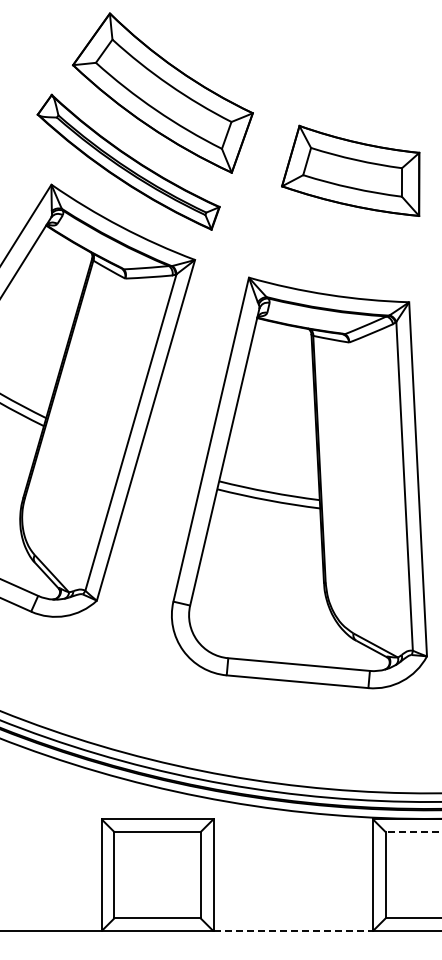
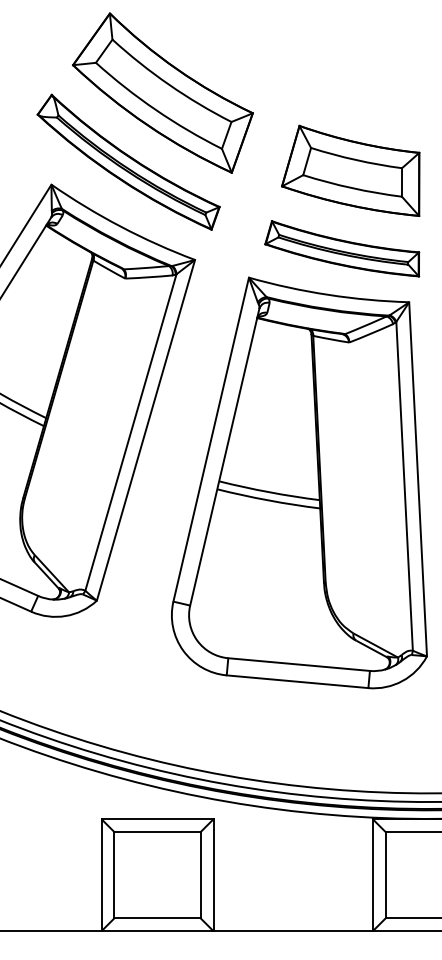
part: none -> present (342, 248)
line: dashed -> solid (413, 832)
line: dashed -> solid (293, 931)
